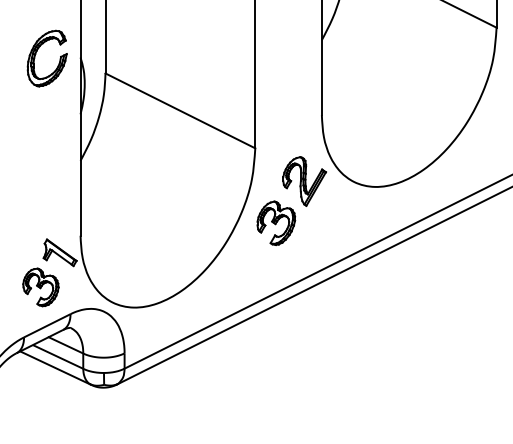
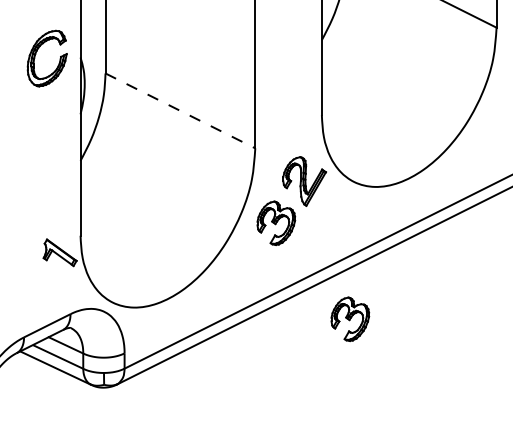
line: solid -> dashed (180, 110)
part: present -> none (40, 287)
part: none -> present (350, 318)
